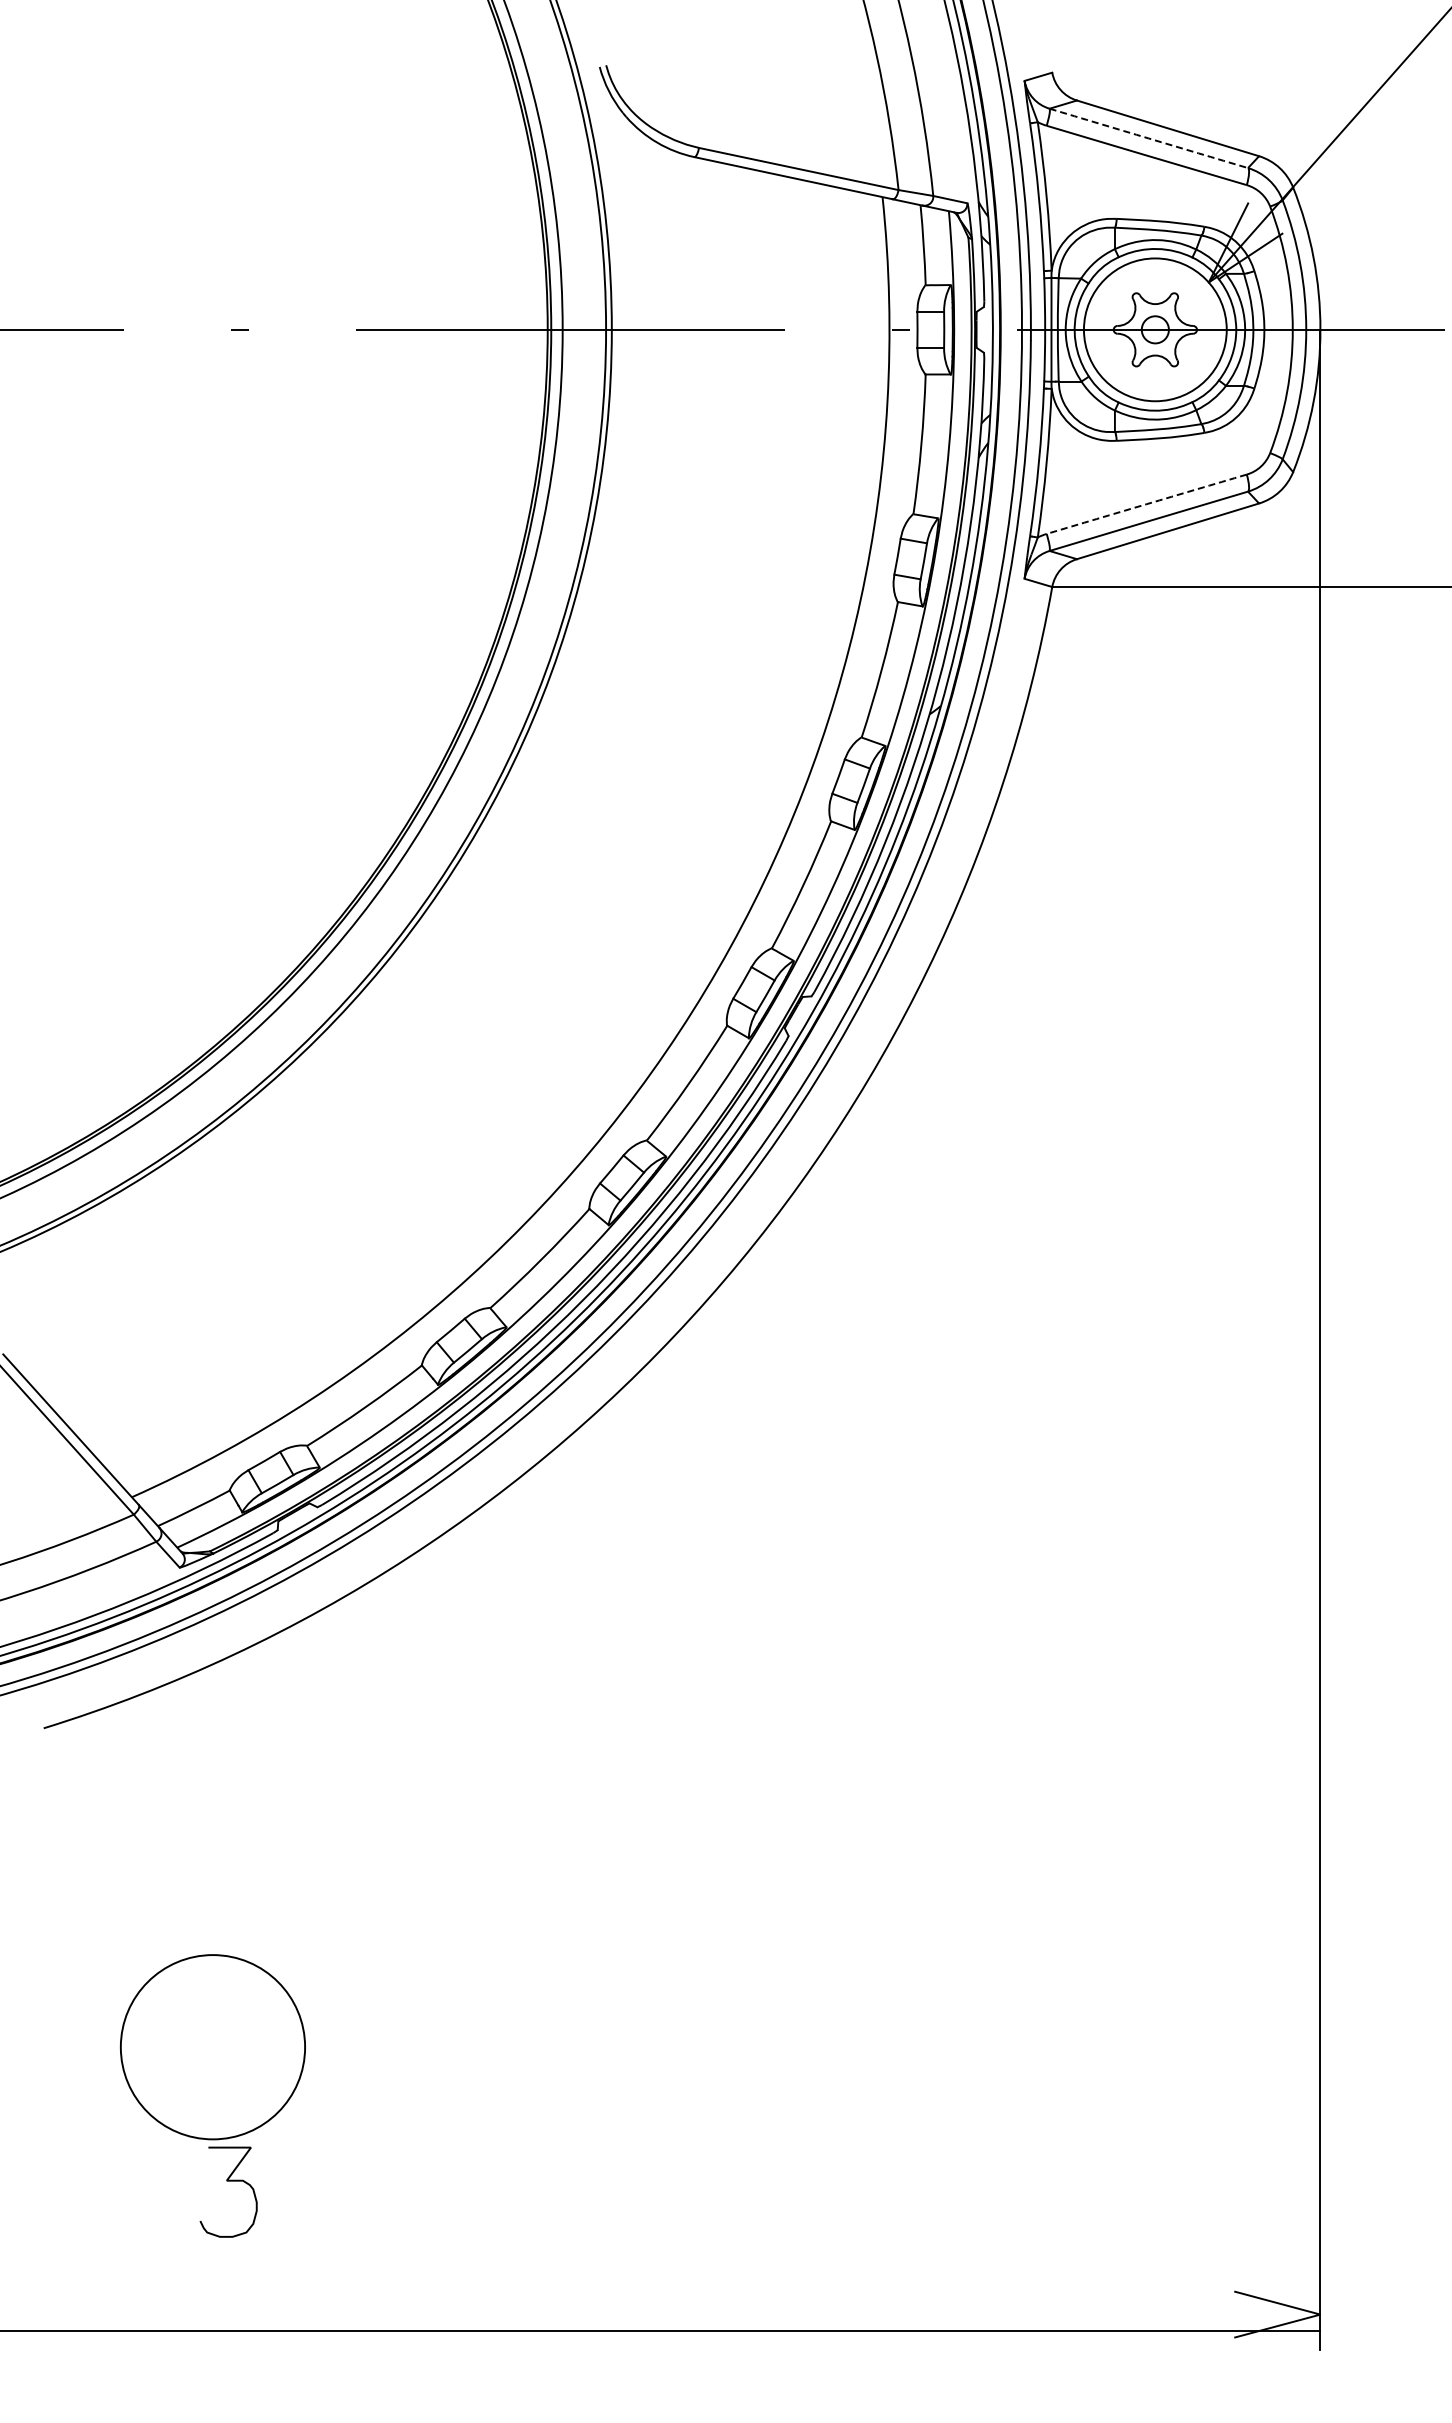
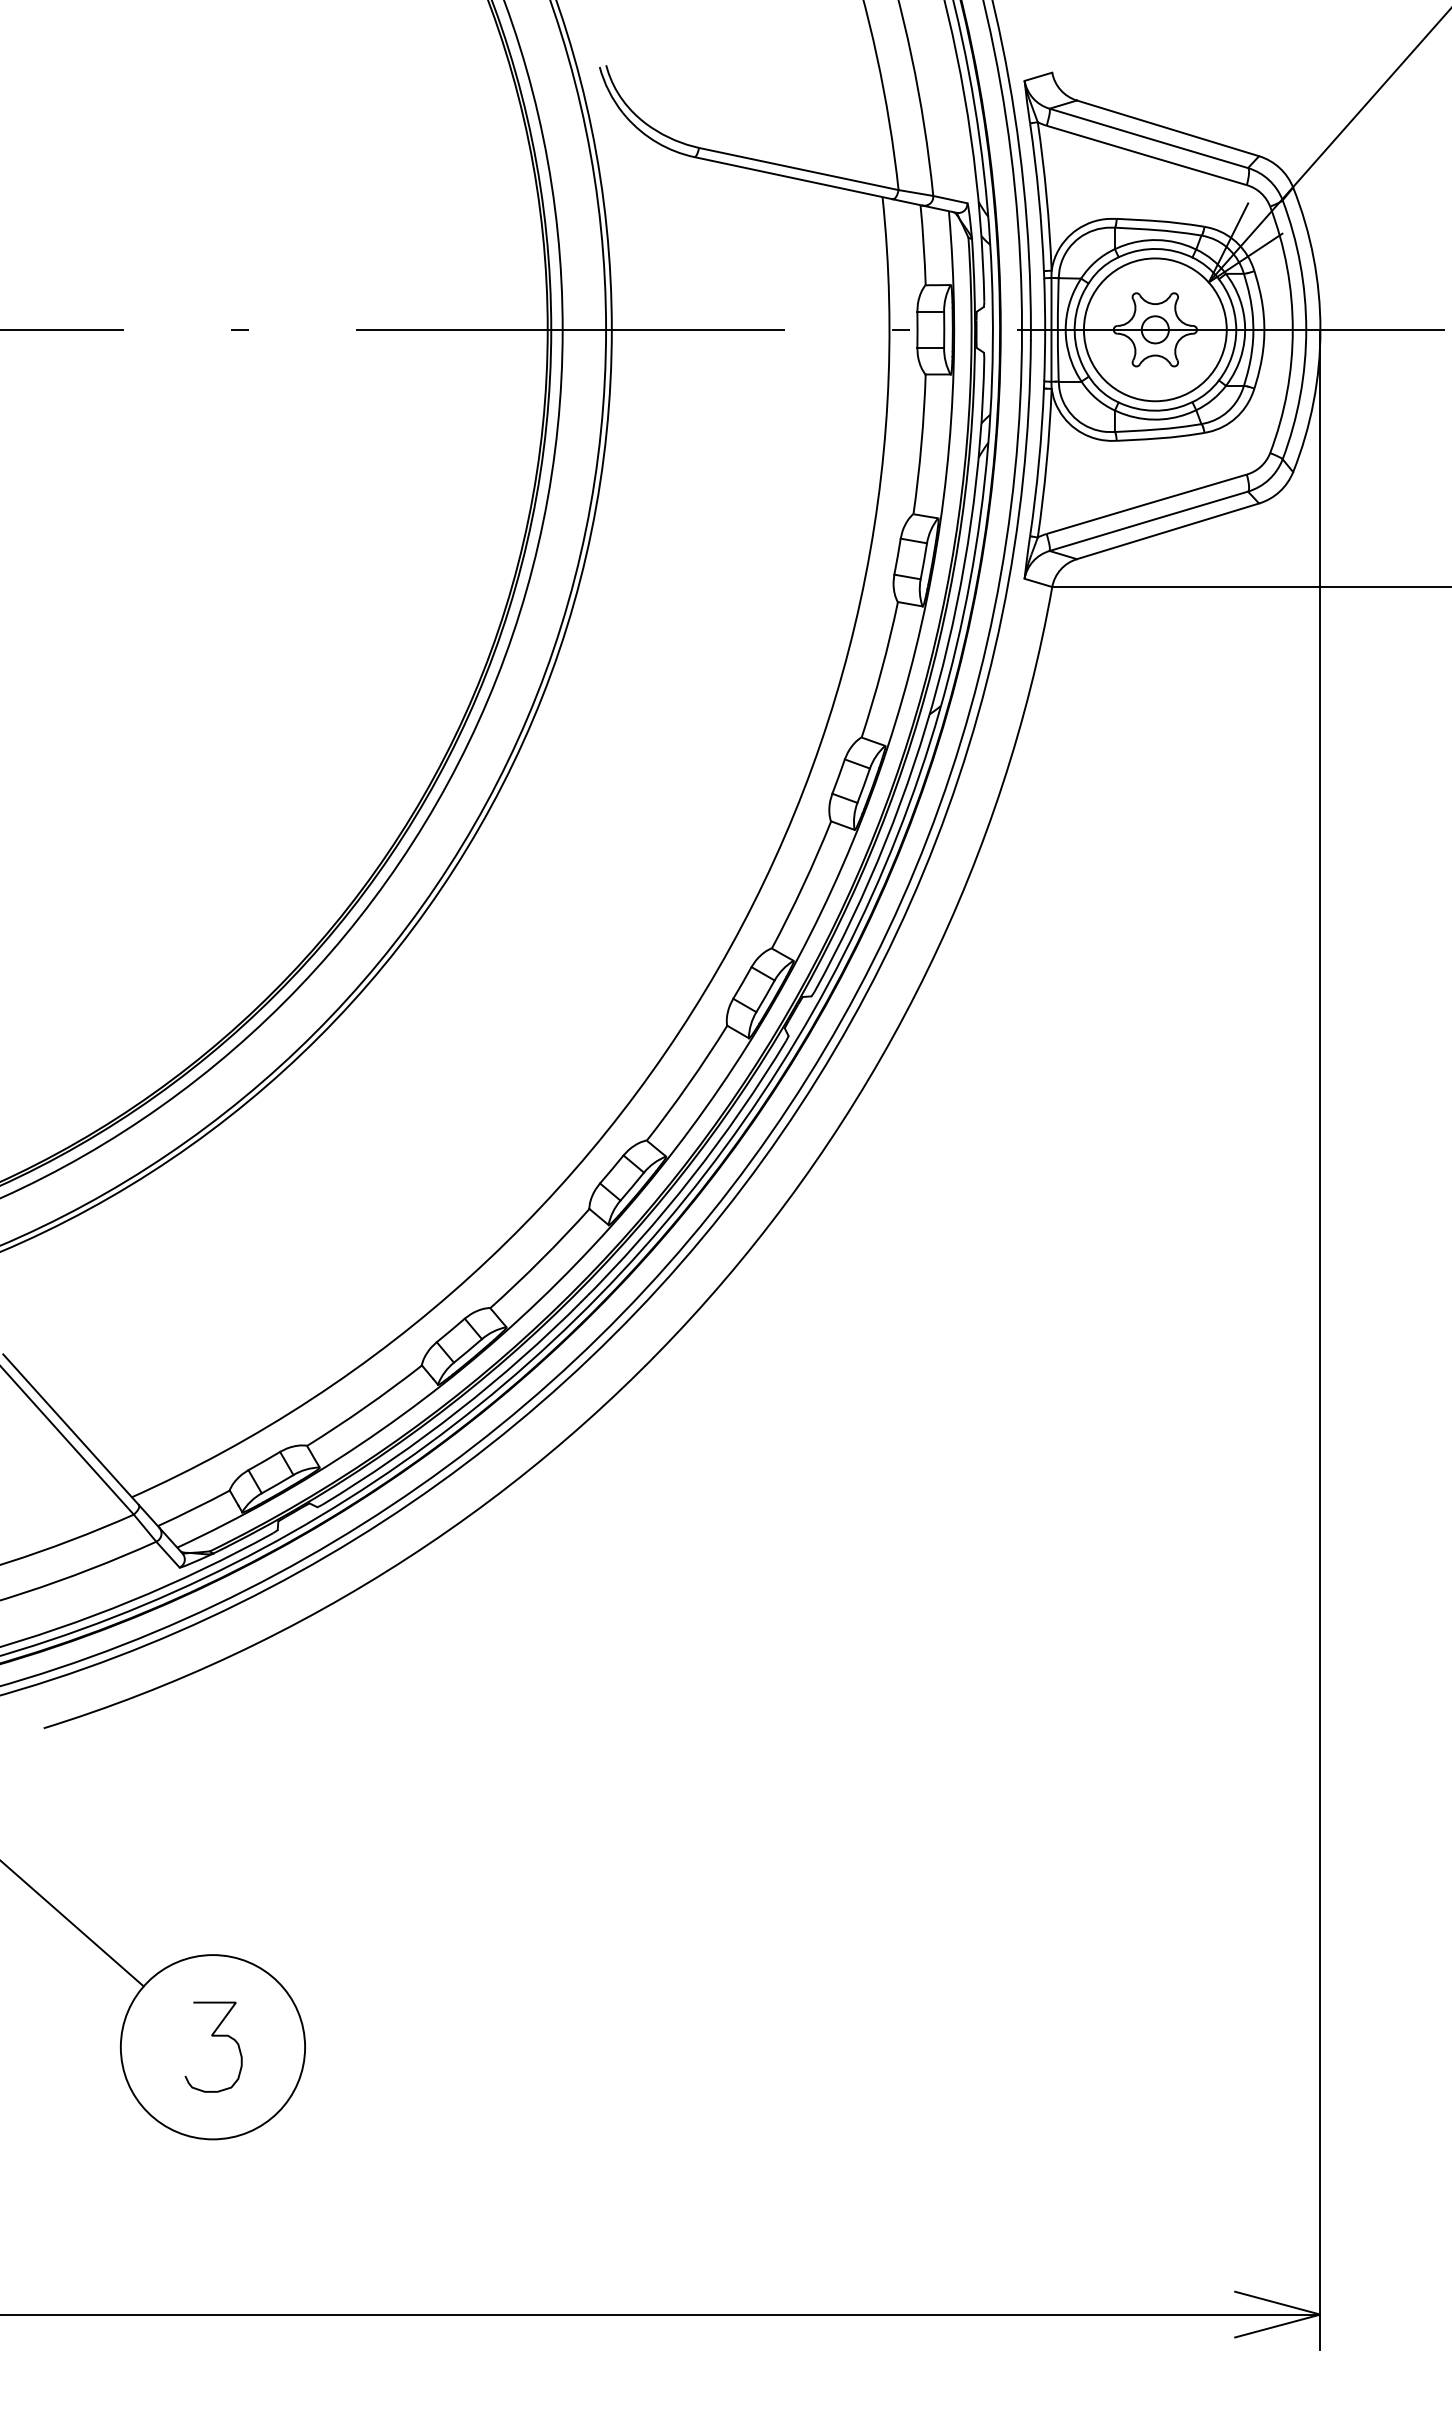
arc: dashed -> solid (1148, 138)
arc: dashed -> solid (1146, 504)
line: none -> present (72, 1924)
curve position: (228, 2181) -> (213, 2036) (213, 2036)
line position: (661, 2330) -> (661, 2314) (661, 2314)
